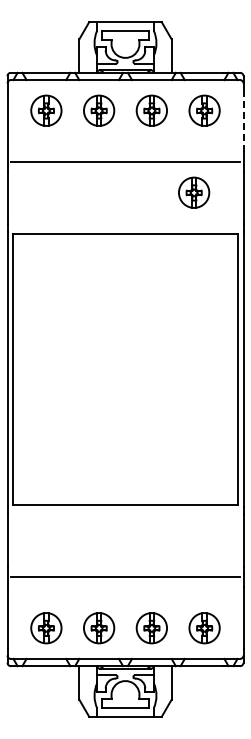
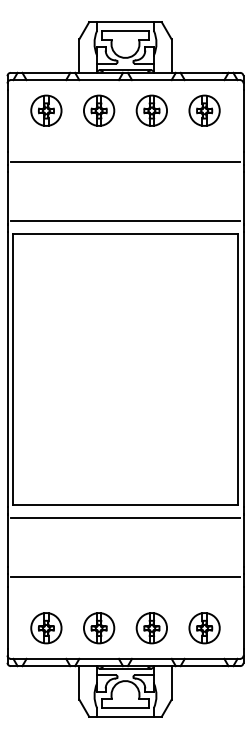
line: dashed -> solid (243, 120)
part: present -> none (194, 192)
line: none -> present (125, 221)
line: none -> present (125, 517)
